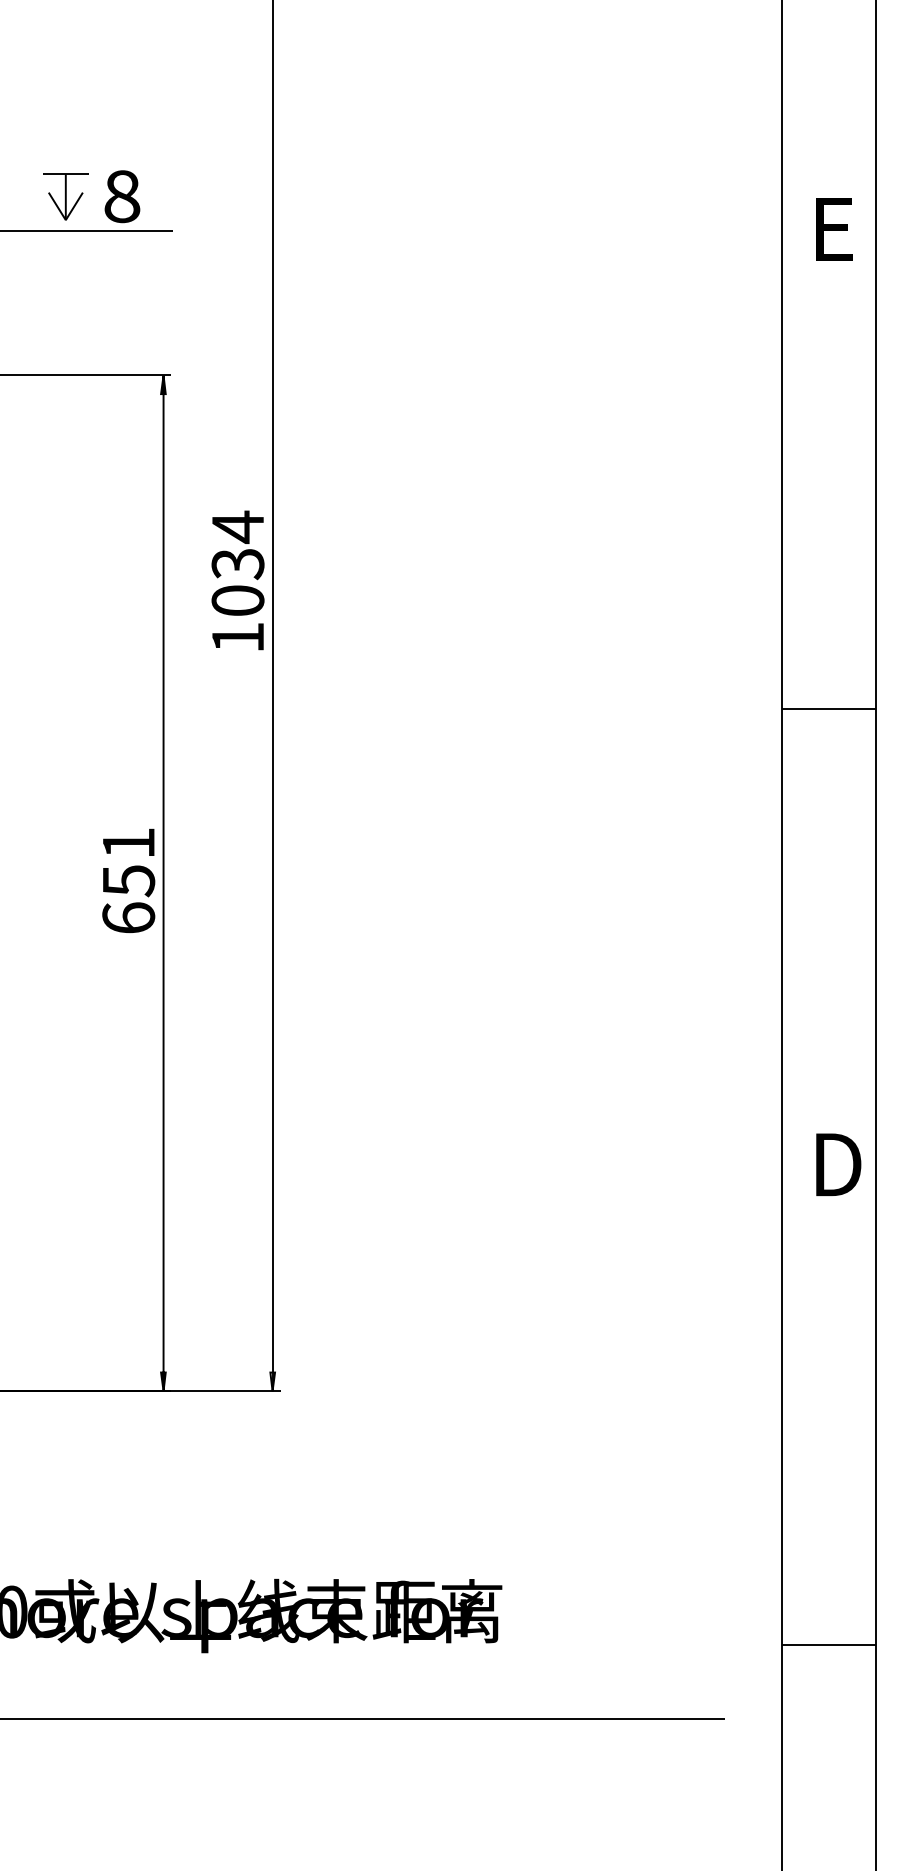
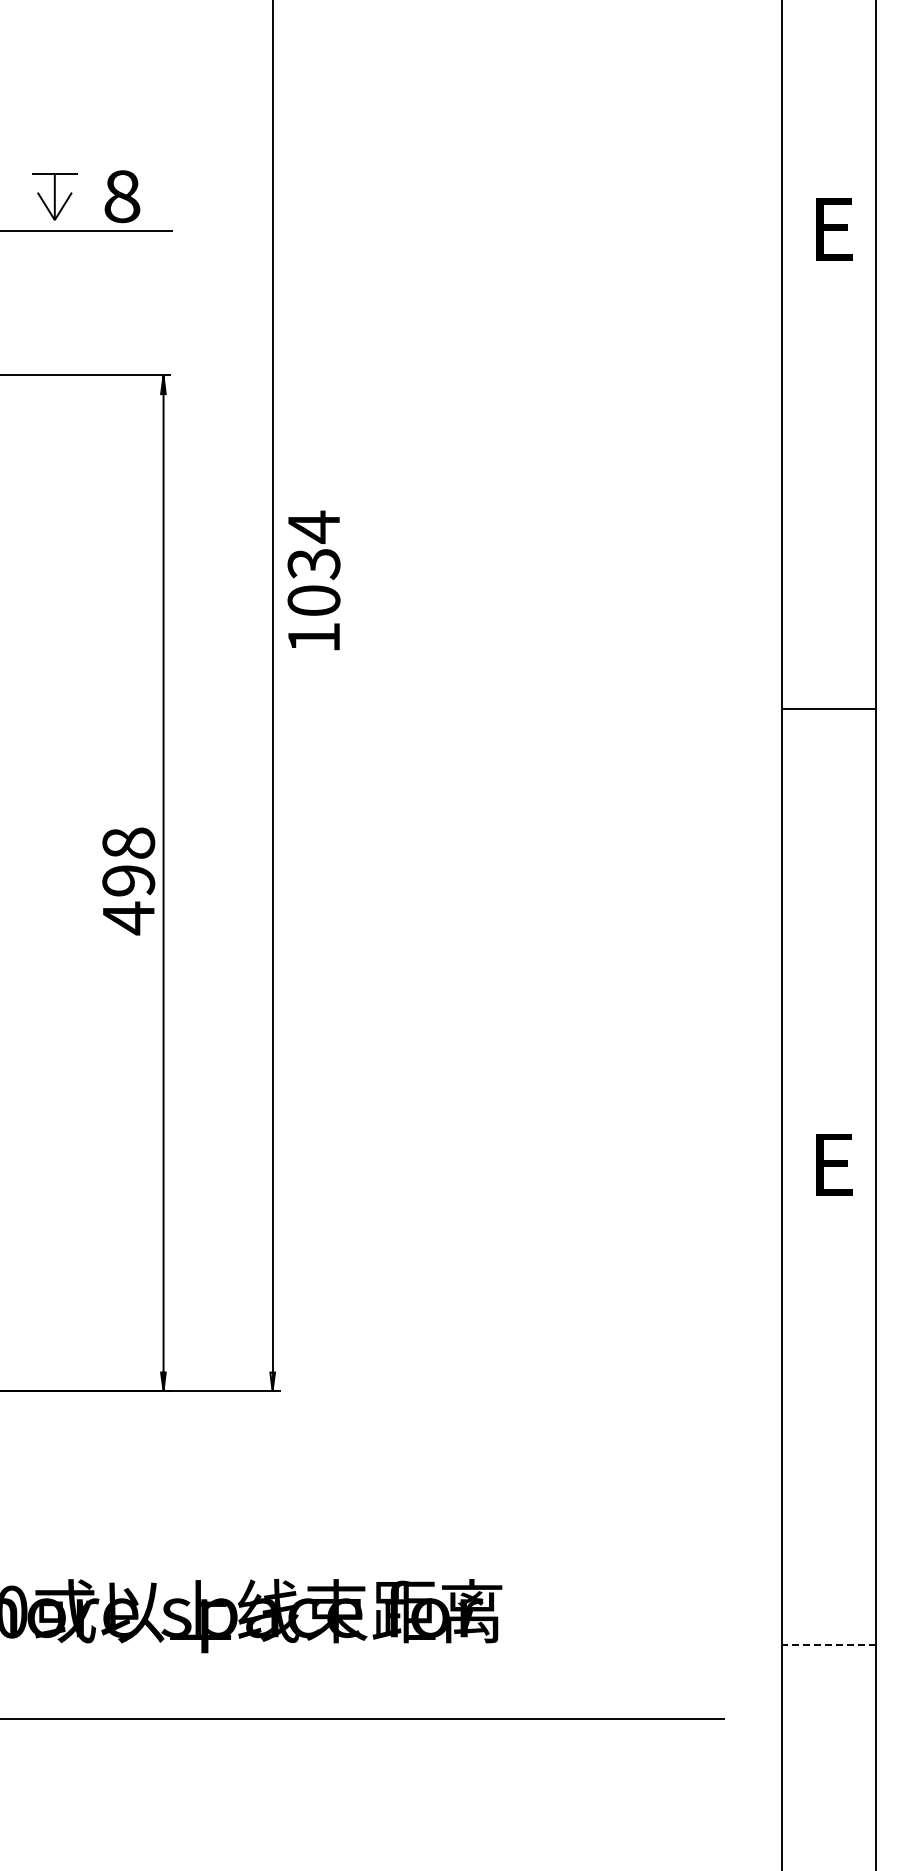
part position: (65, 196) -> (54, 196) (54, 196)
text position: (237, 580) -> (313, 580) (313, 580)
text: 651 -> 498 (128, 881)
text: D -> E (838, 1164)
line: solid -> dashed (828, 1644)
